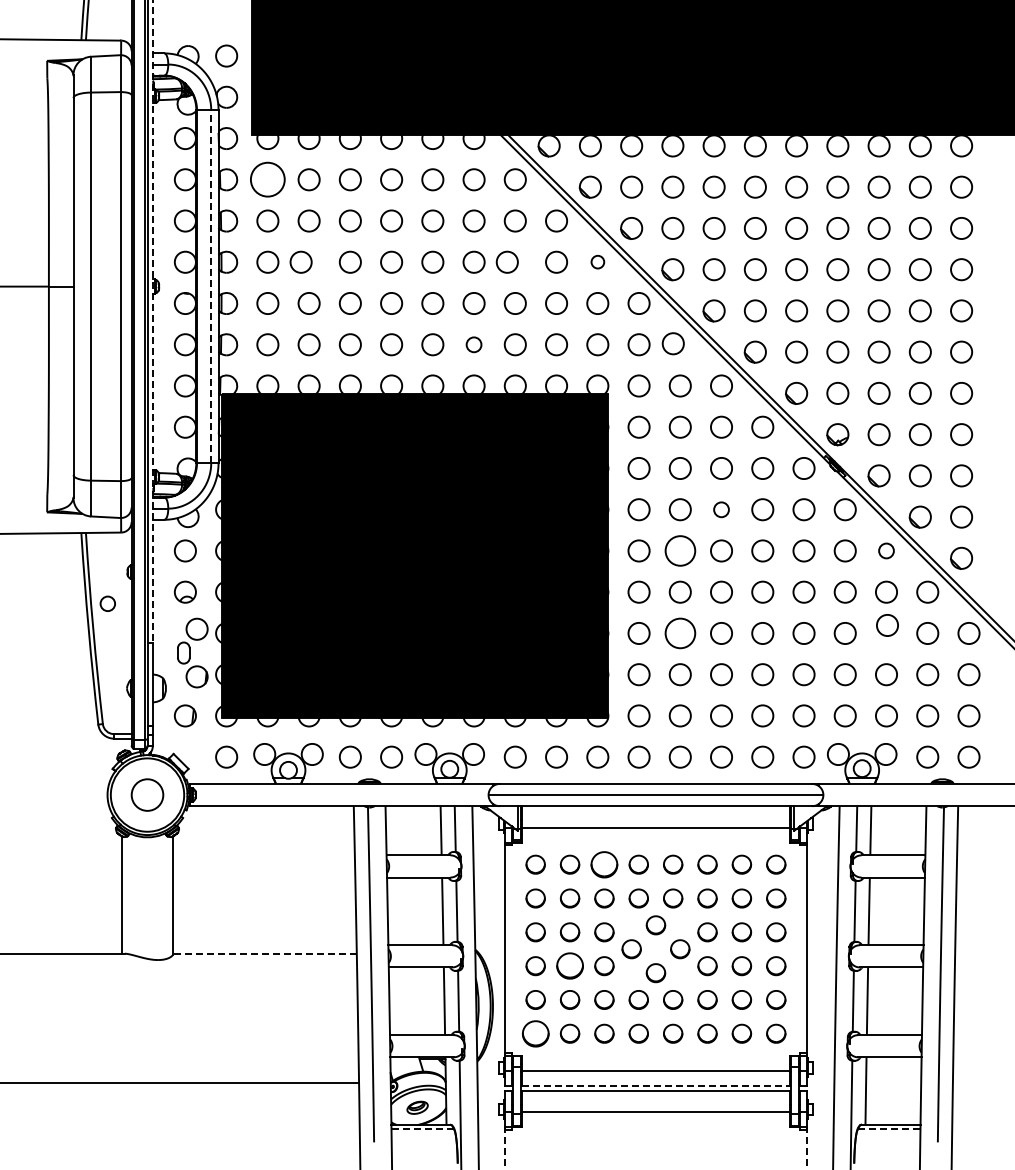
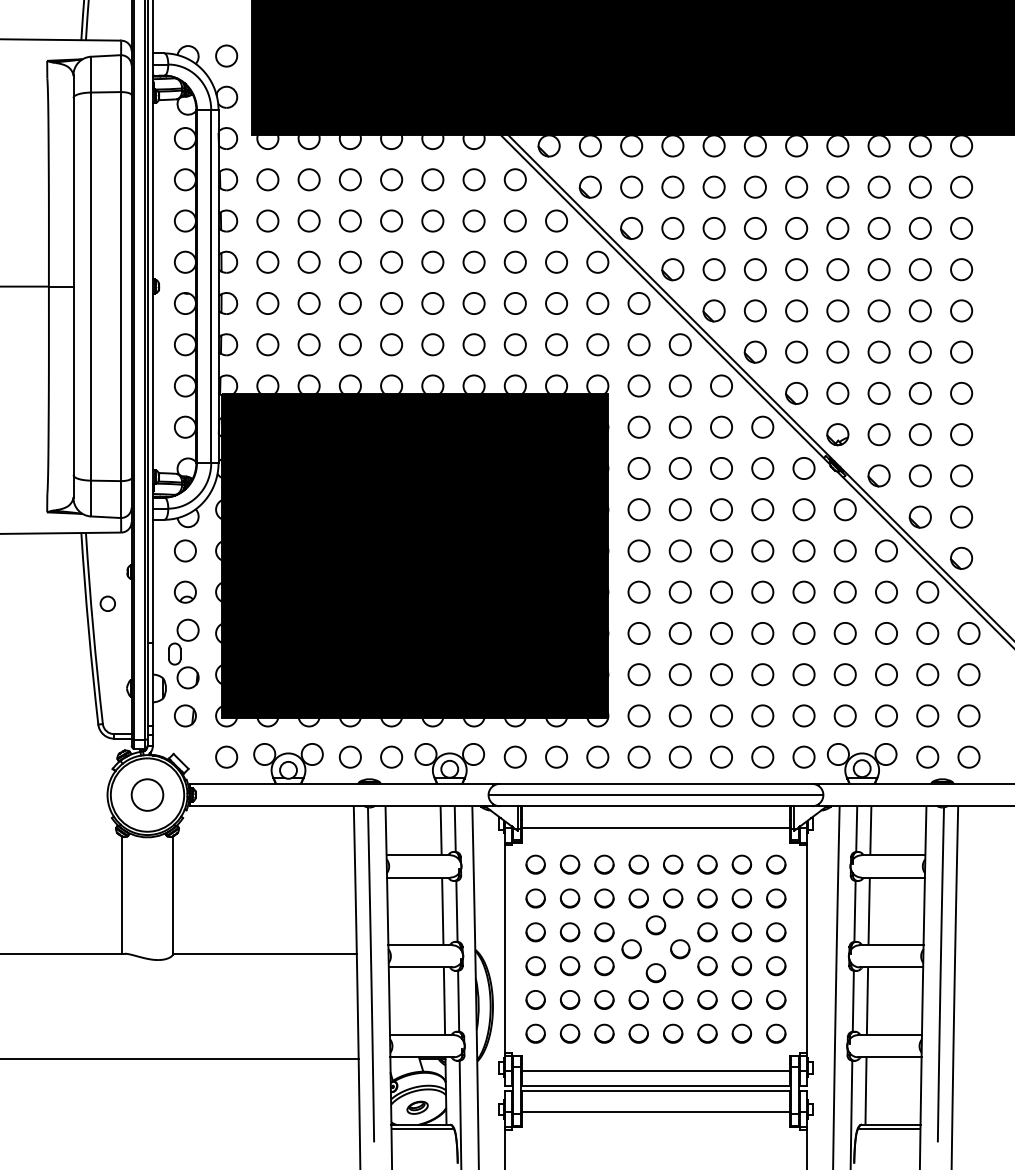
circle size: 36x37 px -> 24x24 px (267, 179)
circle position: (300, 261) -> (308, 261) (308, 261)
circle position: (506, 261) -> (514, 261) (514, 261)
circle size: 16x15 px -> 24x24 px (597, 261)
line: dashed -> solid (211, 286)
line: dashed -> solid (152, 322)
circle position: (672, 343) -> (679, 344) (679, 344)
circle size: 18x18 px -> 24x24 px (473, 344)
circle size: 17x18 px -> 23x24 px (721, 509)
circle size: 33x32 px -> 24x24 px (679, 550)
circle size: 17x18 px -> 23x24 px (886, 550)
circle position: (887, 625) -> (886, 633) (886, 633)
circle size: 33x33 px -> 24x23 px (679, 633)
part position: (192, 652) -> (183, 653) (183, 653)
part size: 29x28 px -> 21x21 px (604, 864)
line: dashed -> solid (264, 953)
part size: 28x28 px -> 22x21 px (569, 966)
part size: 29x28 px -> 21x21 px (535, 1033)
line position: (180, 1083) -> (180, 1059) (180, 1059)
line: dashed -> solid (655, 1086)
line: dashed -> solid (422, 1129)
line: dashed -> solid (888, 1129)
line: dashed -> solid (505, 1148)
line: dashed -> solid (806, 1148)
